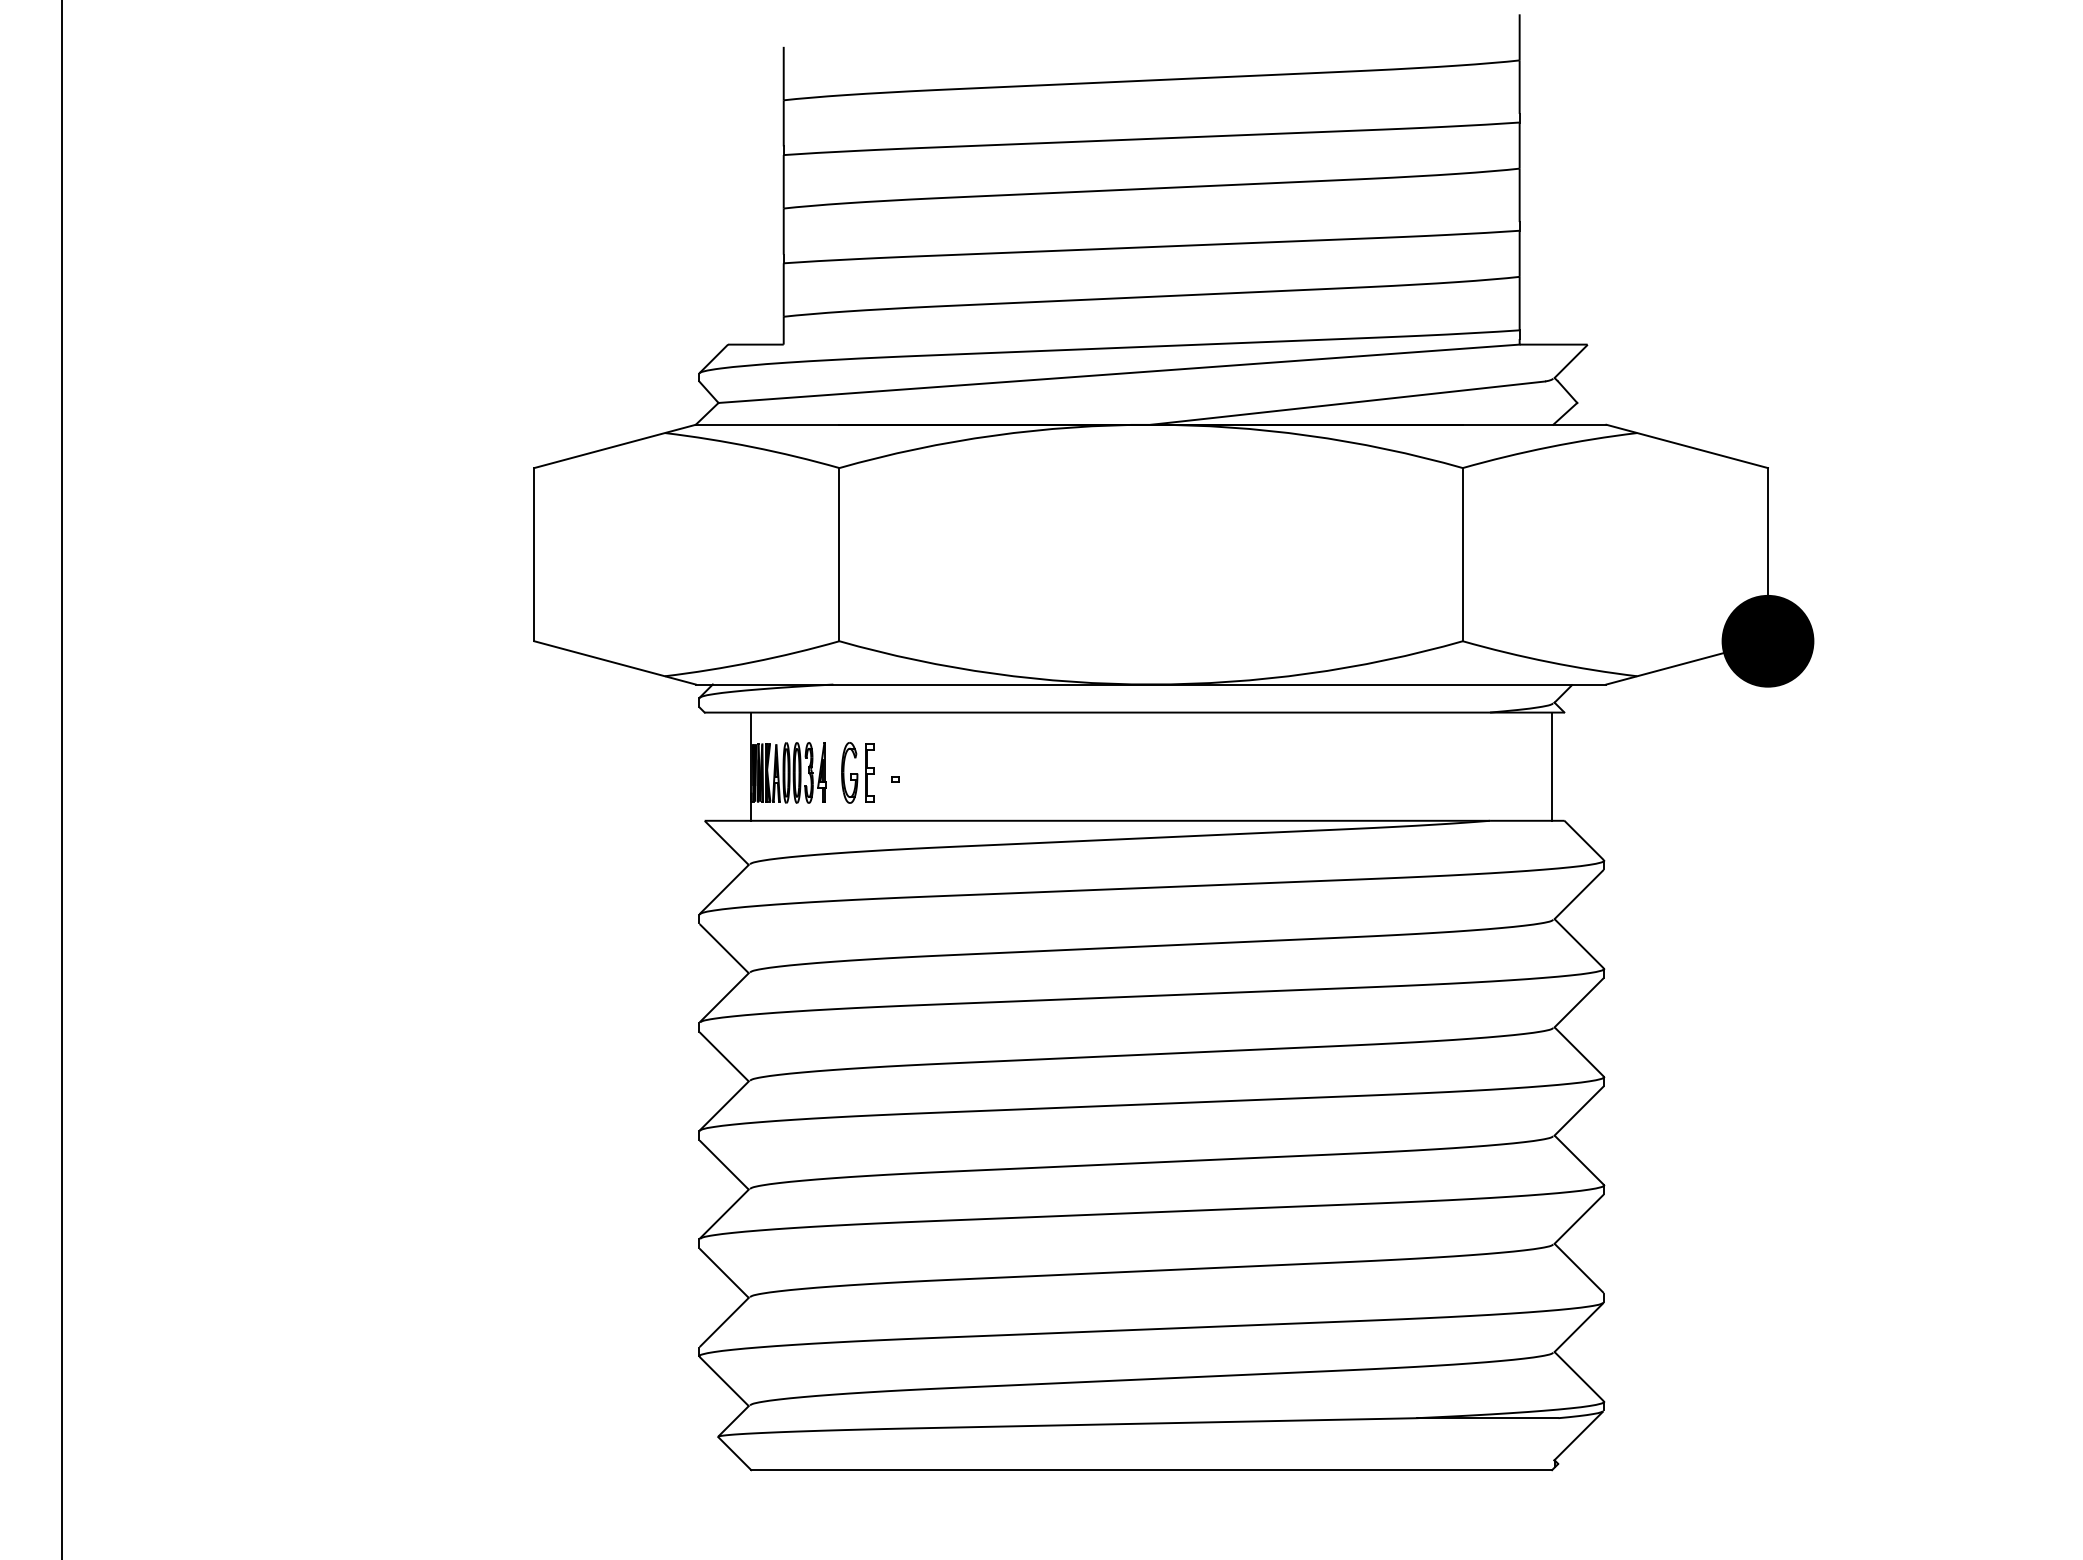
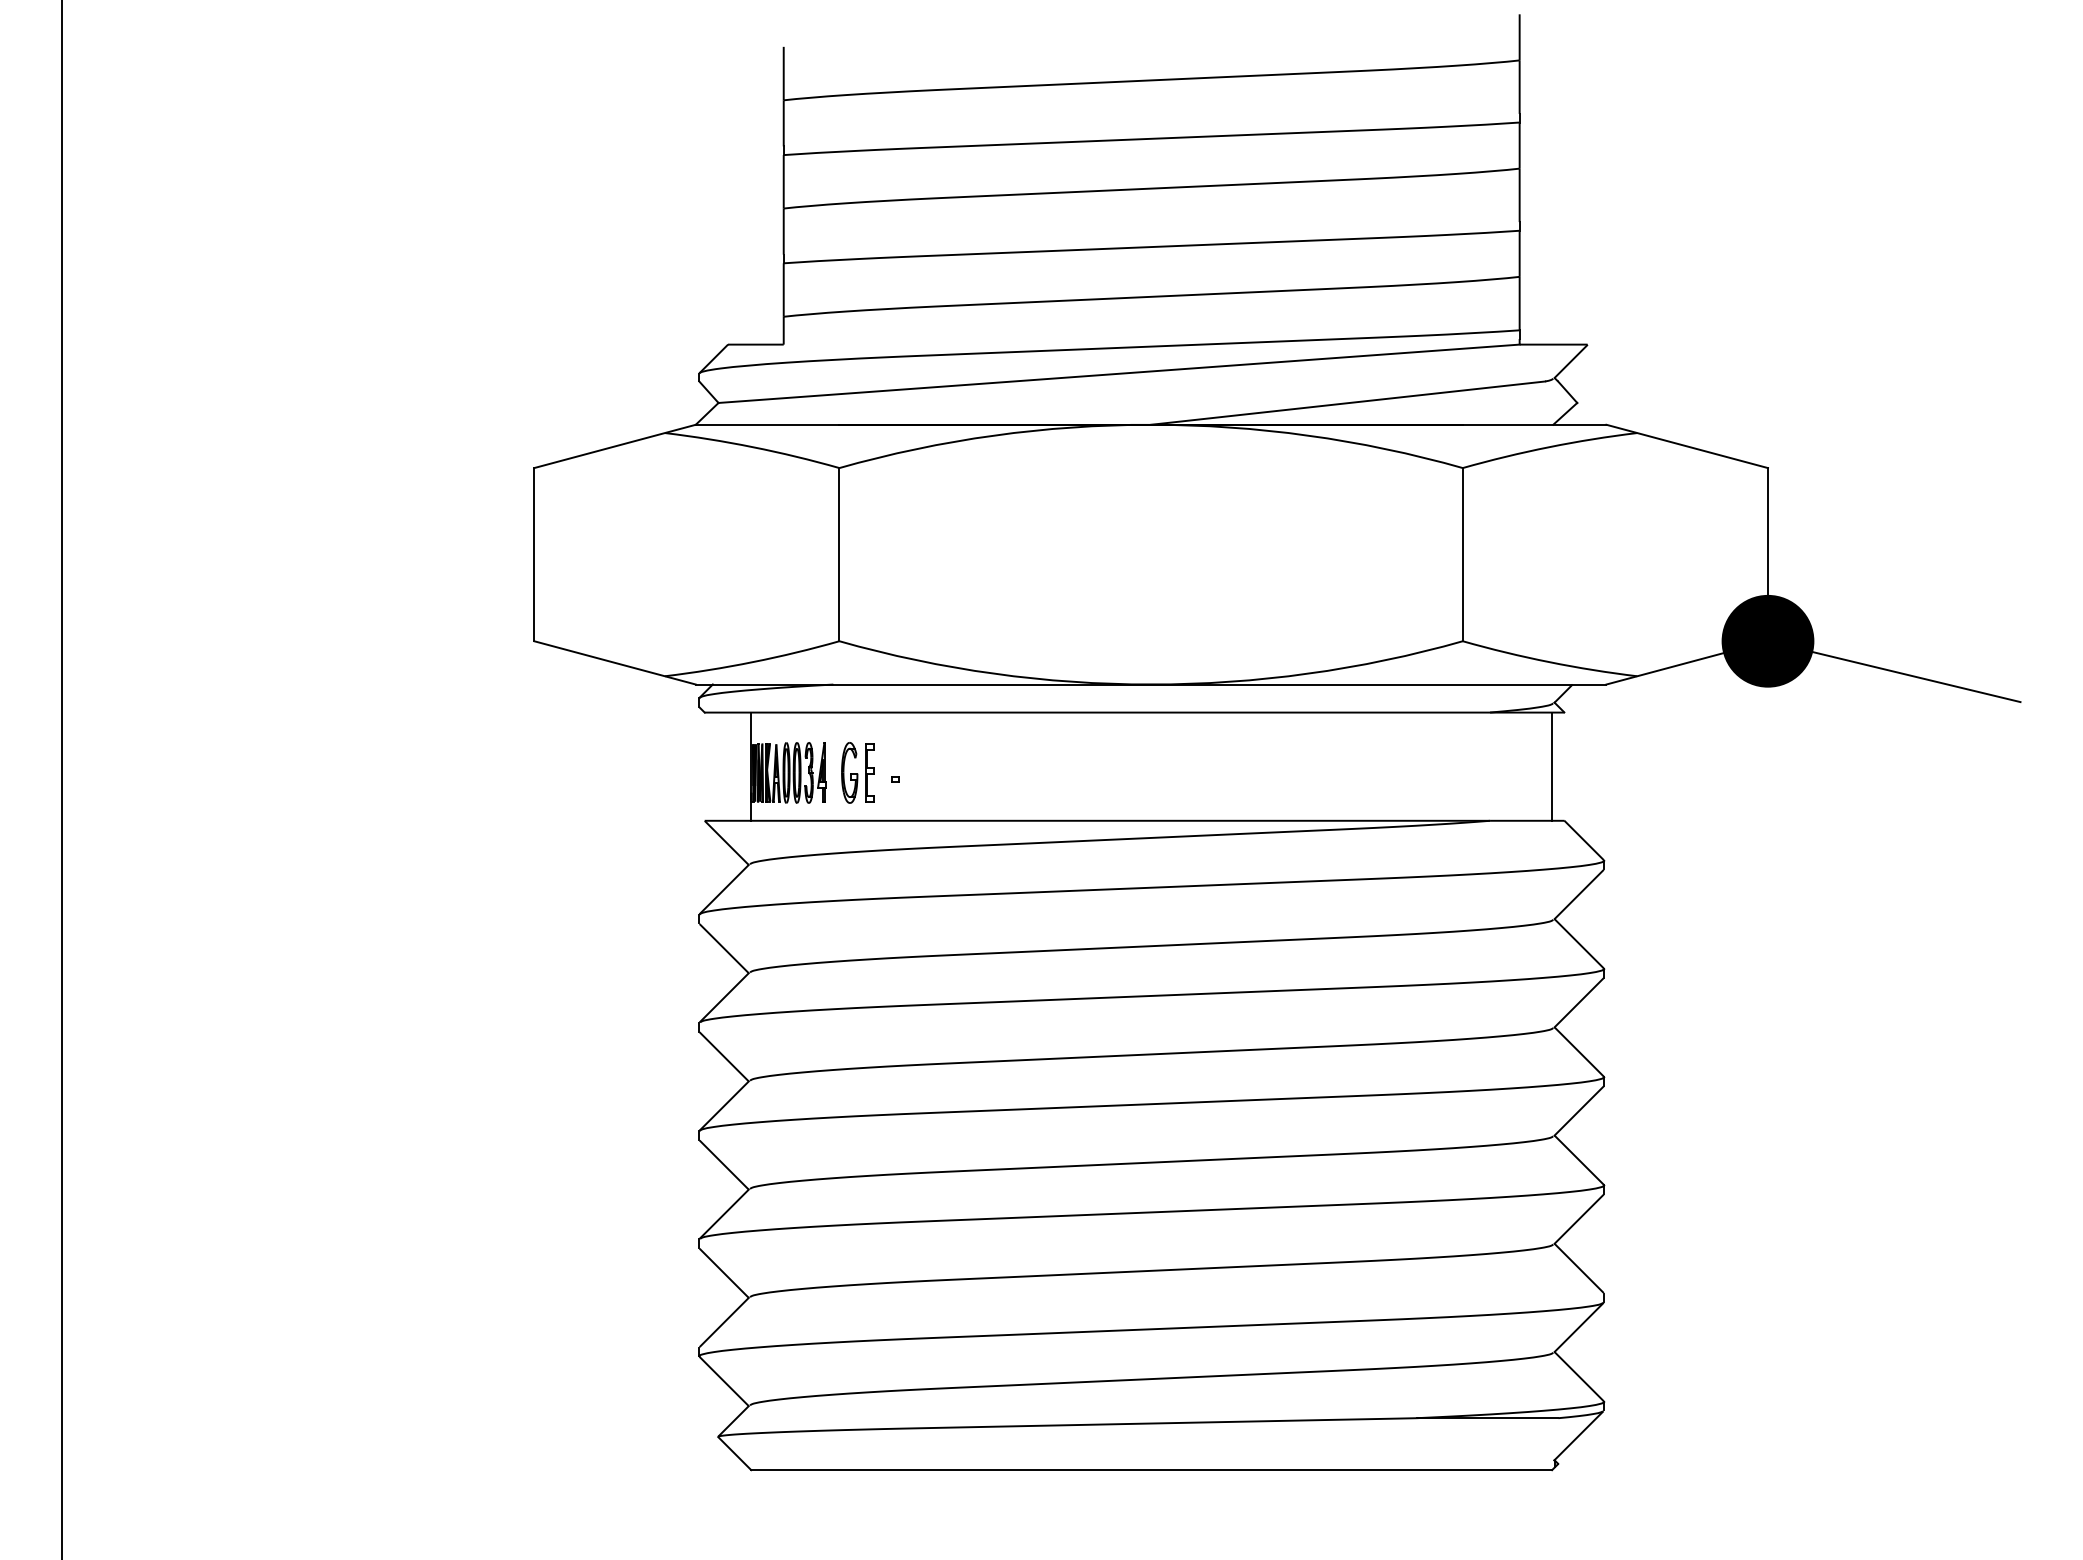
line: none -> present (1916, 677)
